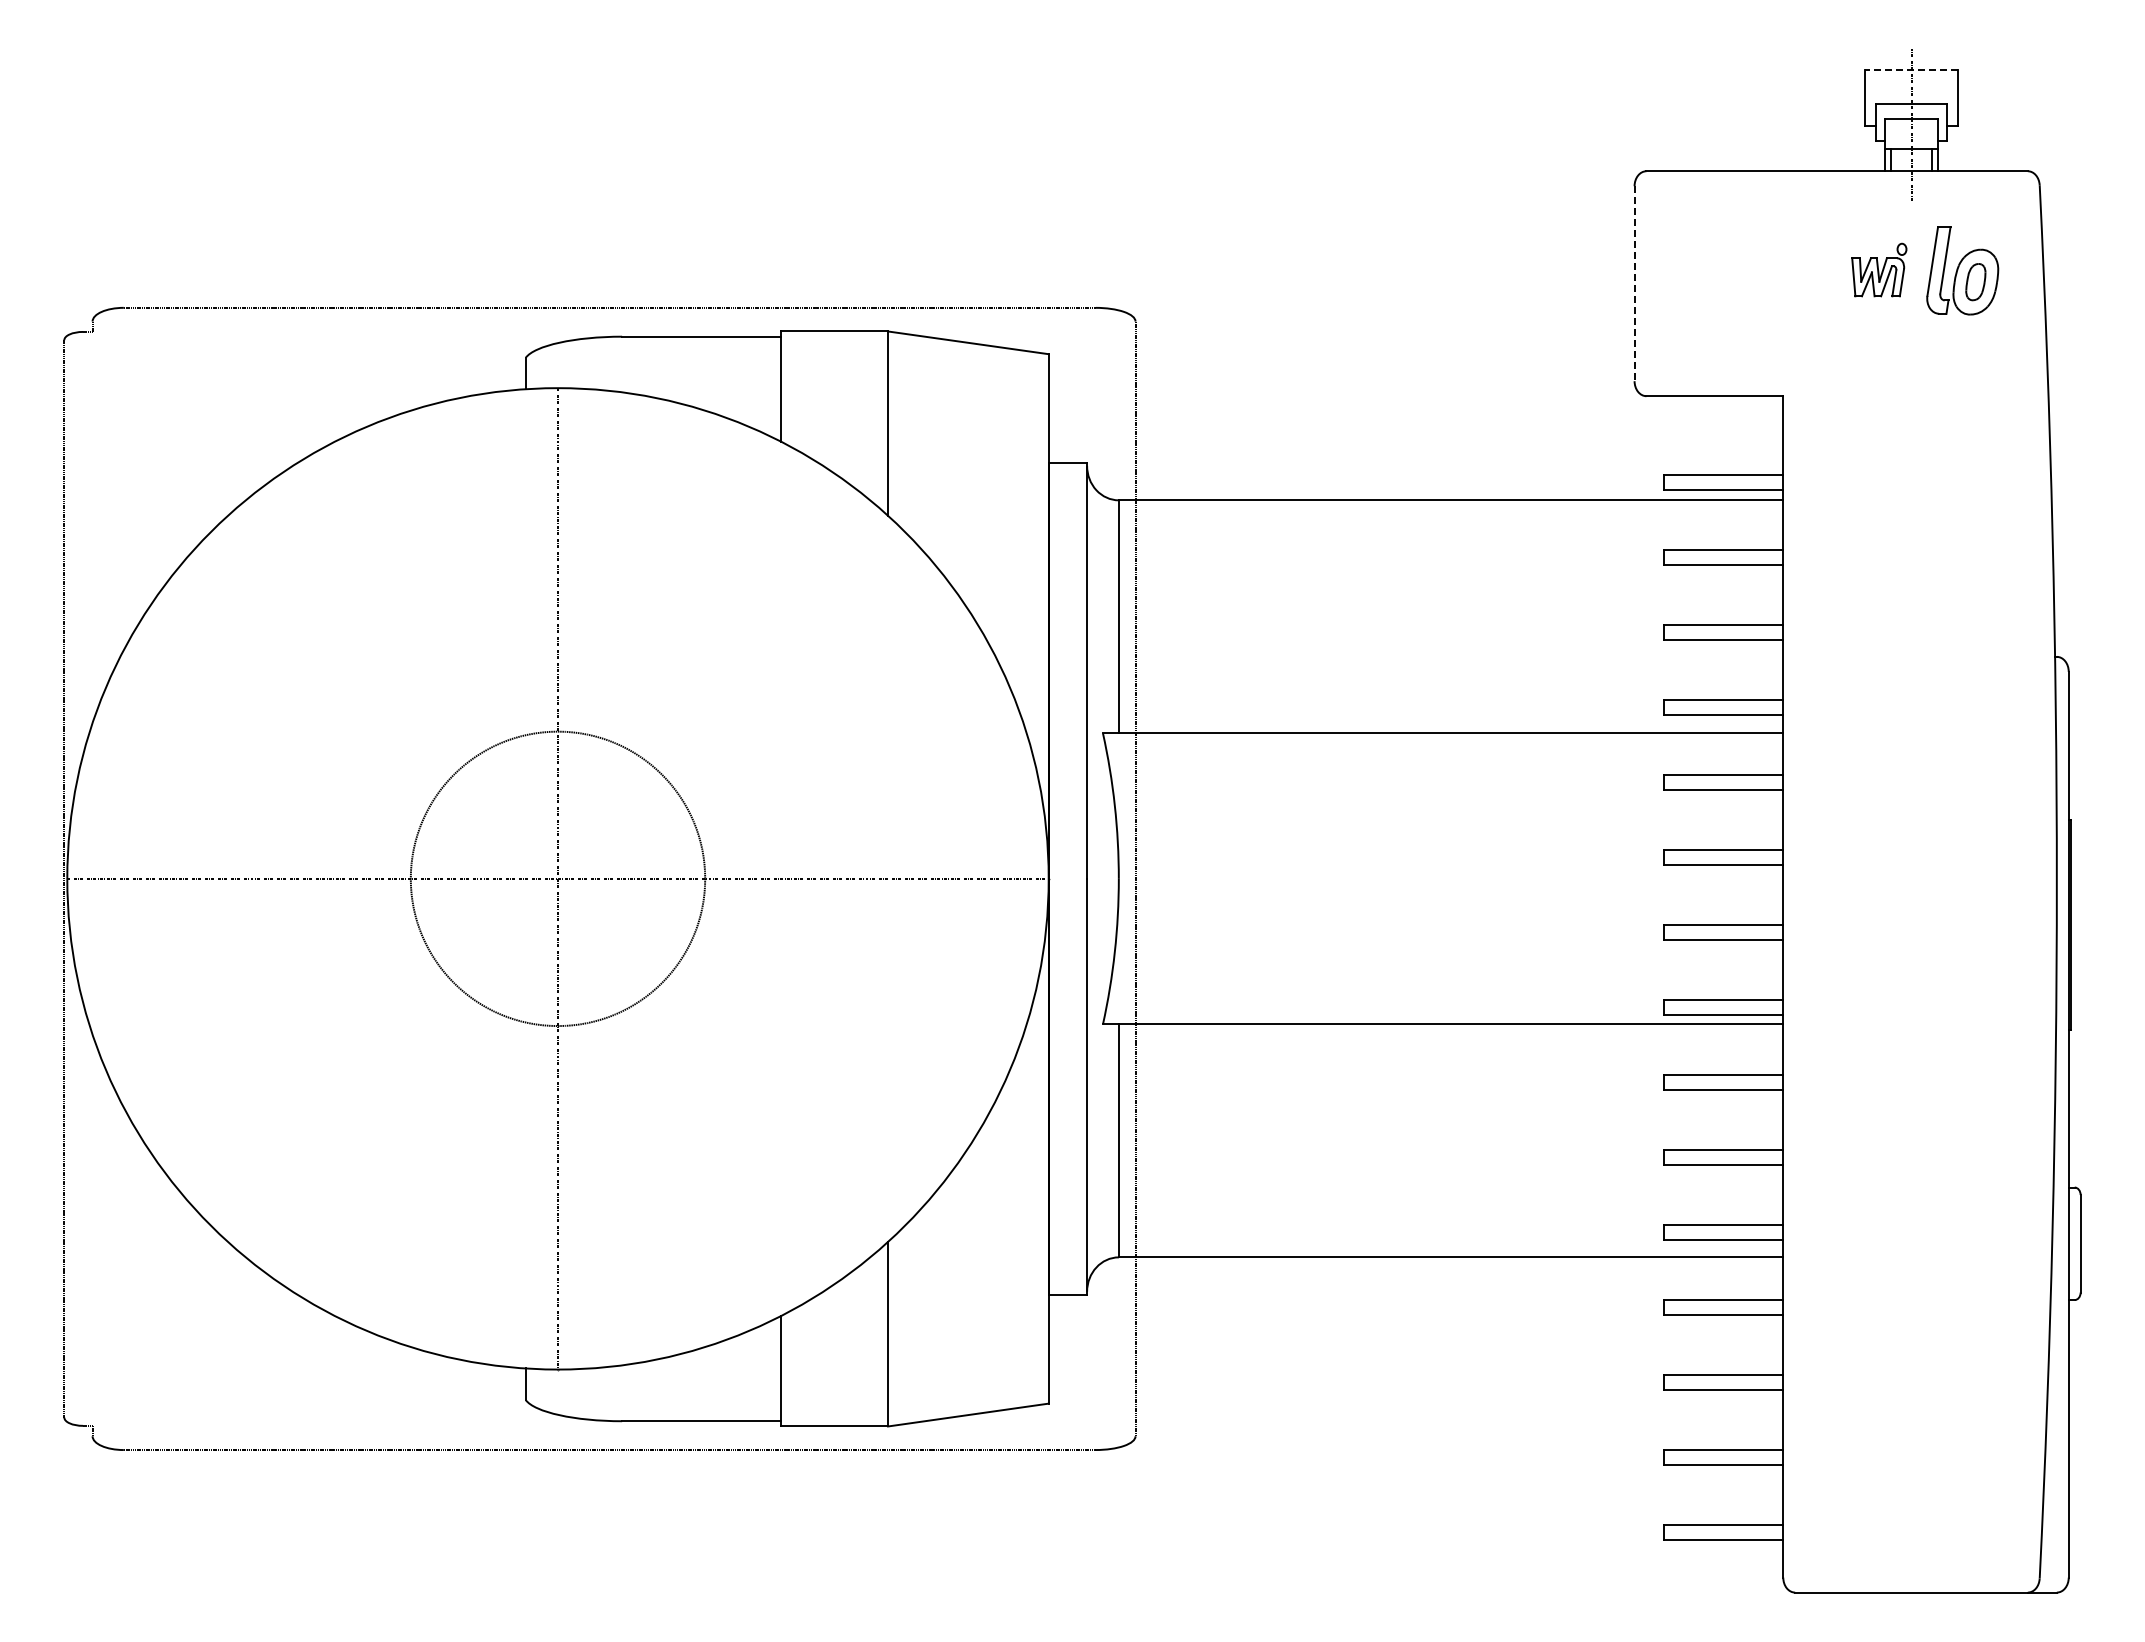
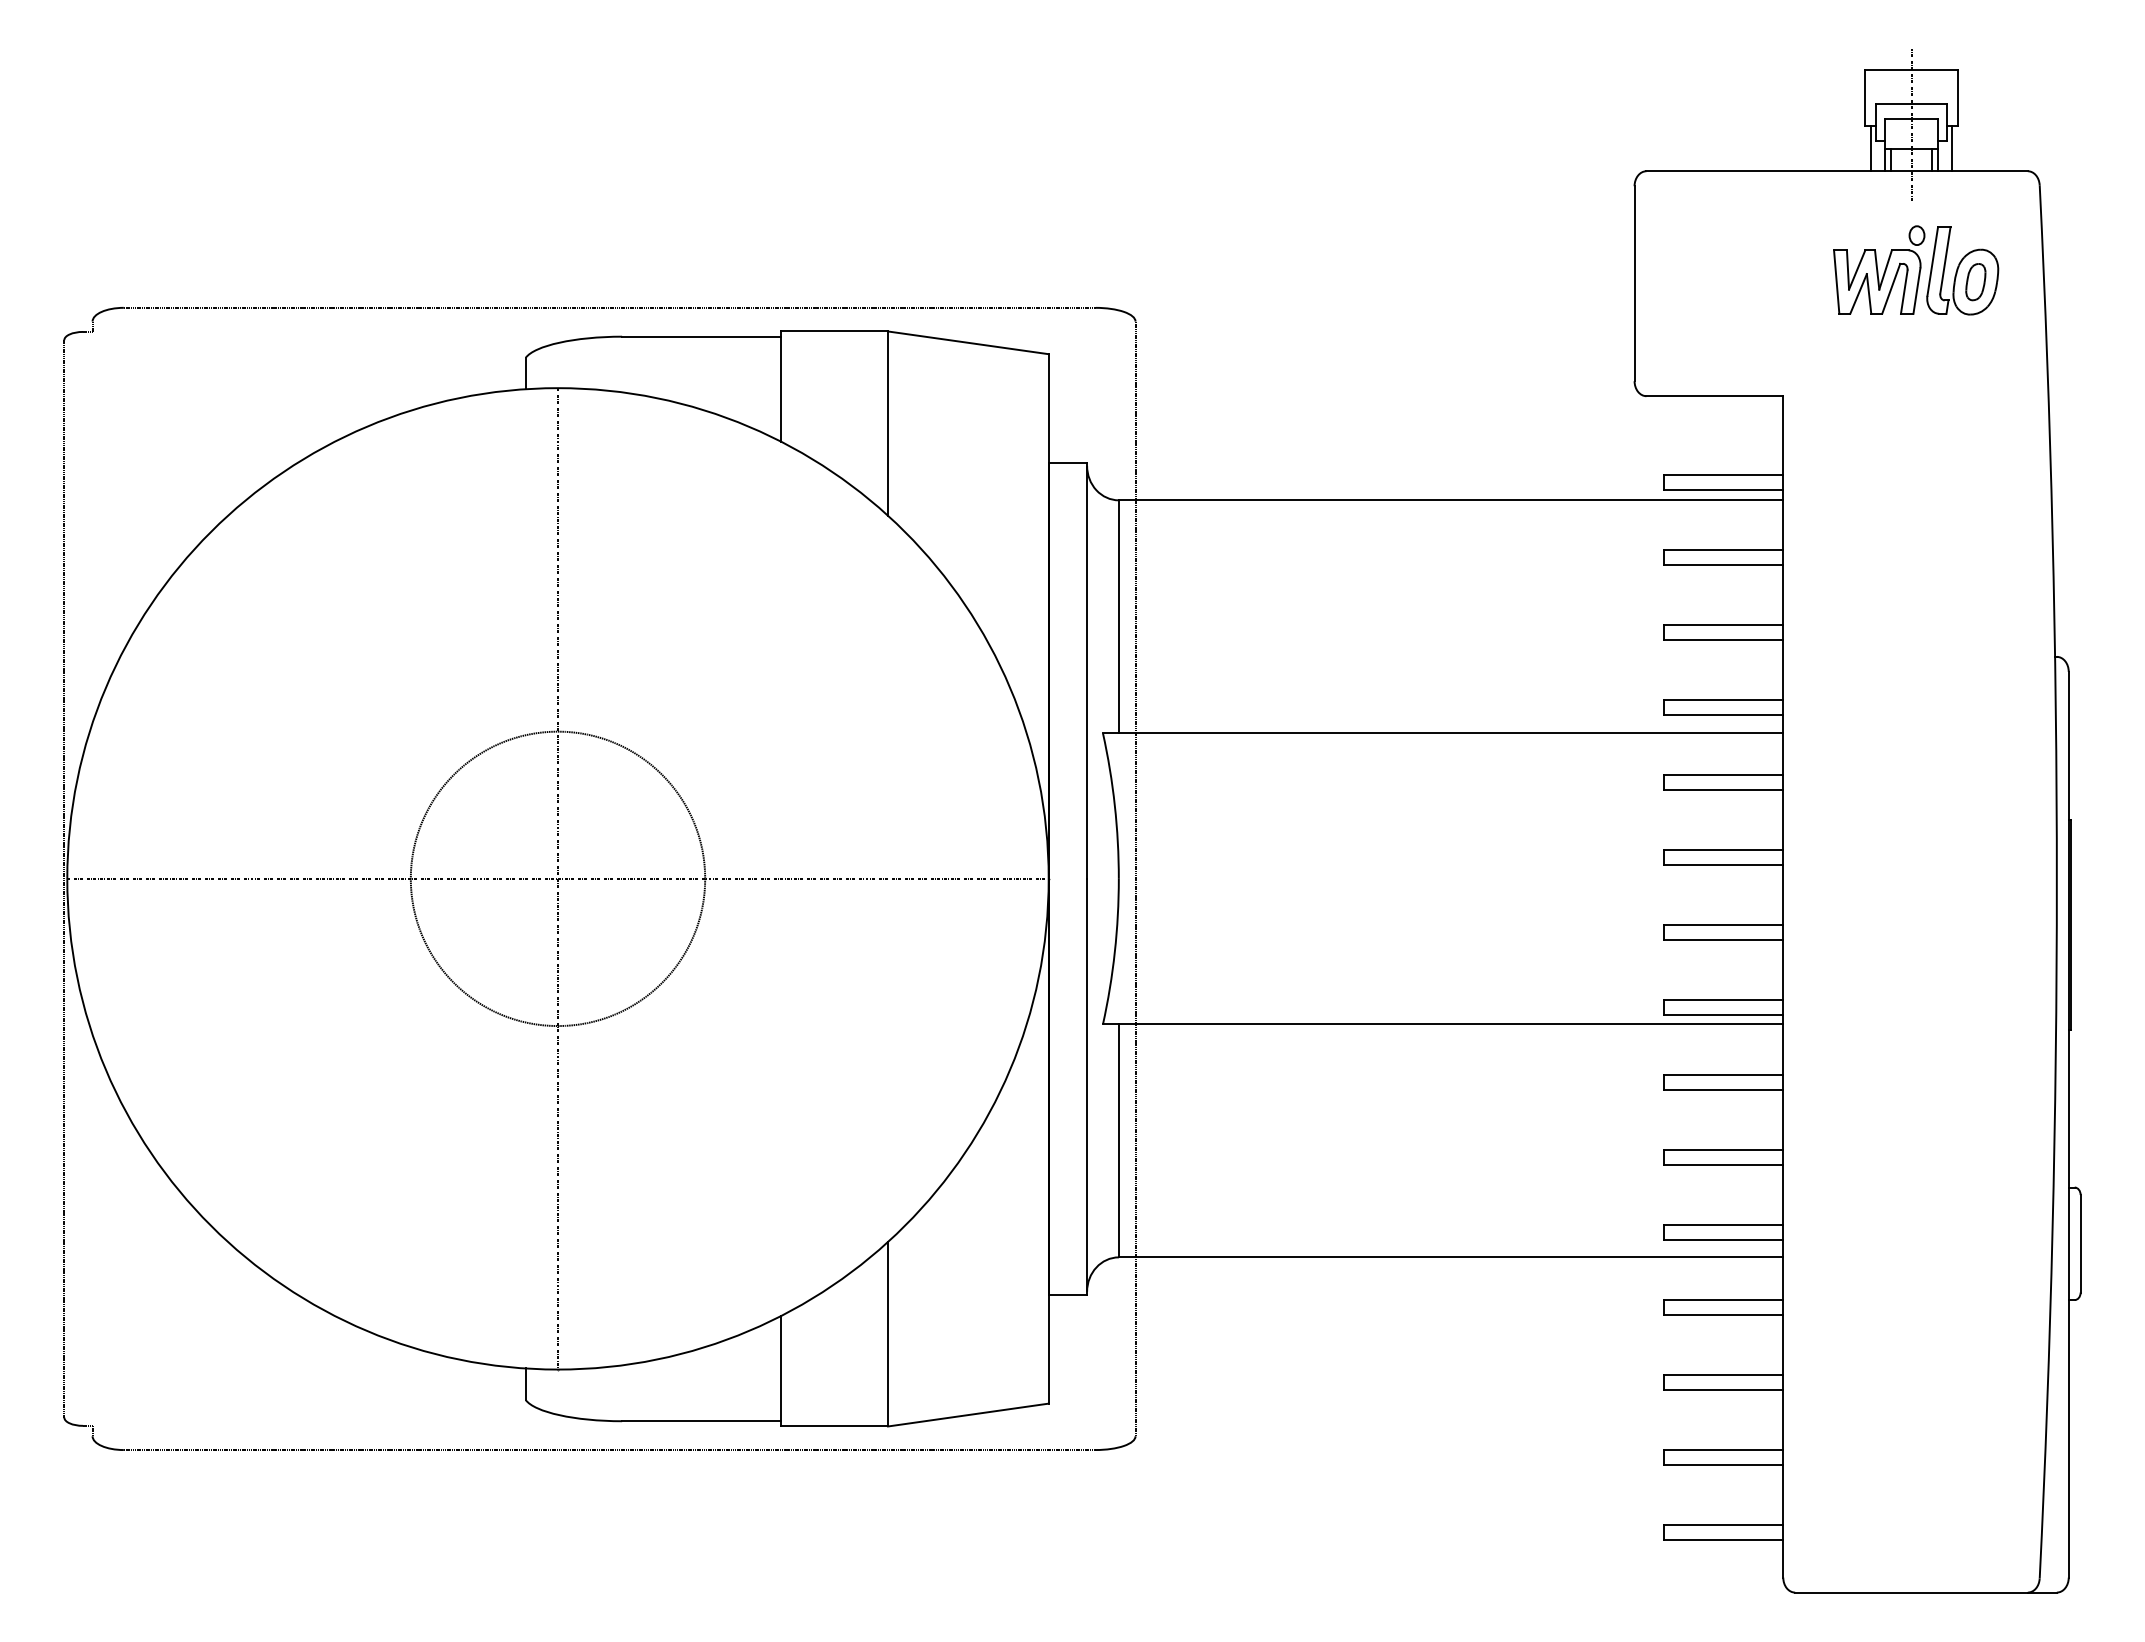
line: dashed -> solid (1911, 69)
line: none -> present (1871, 148)
line: none -> present (1951, 148)
part size: 57x56 px -> 93x90 px (1879, 269)
line: dashed -> solid (1634, 284)
